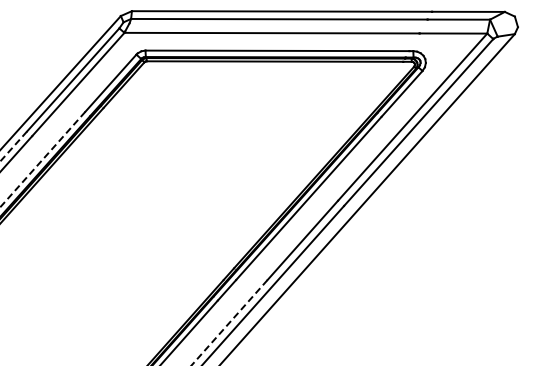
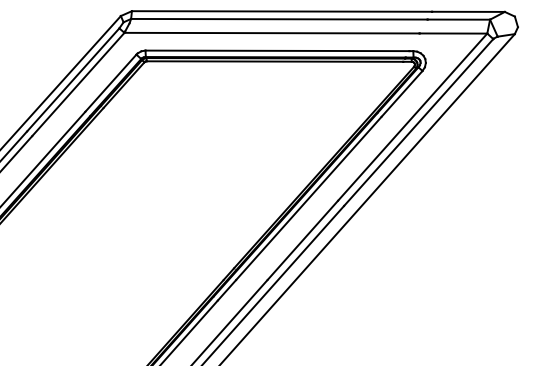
line: dashed -> solid (13, 146)
line: dashed -> solid (42, 159)
line: dashed -> solid (229, 323)
